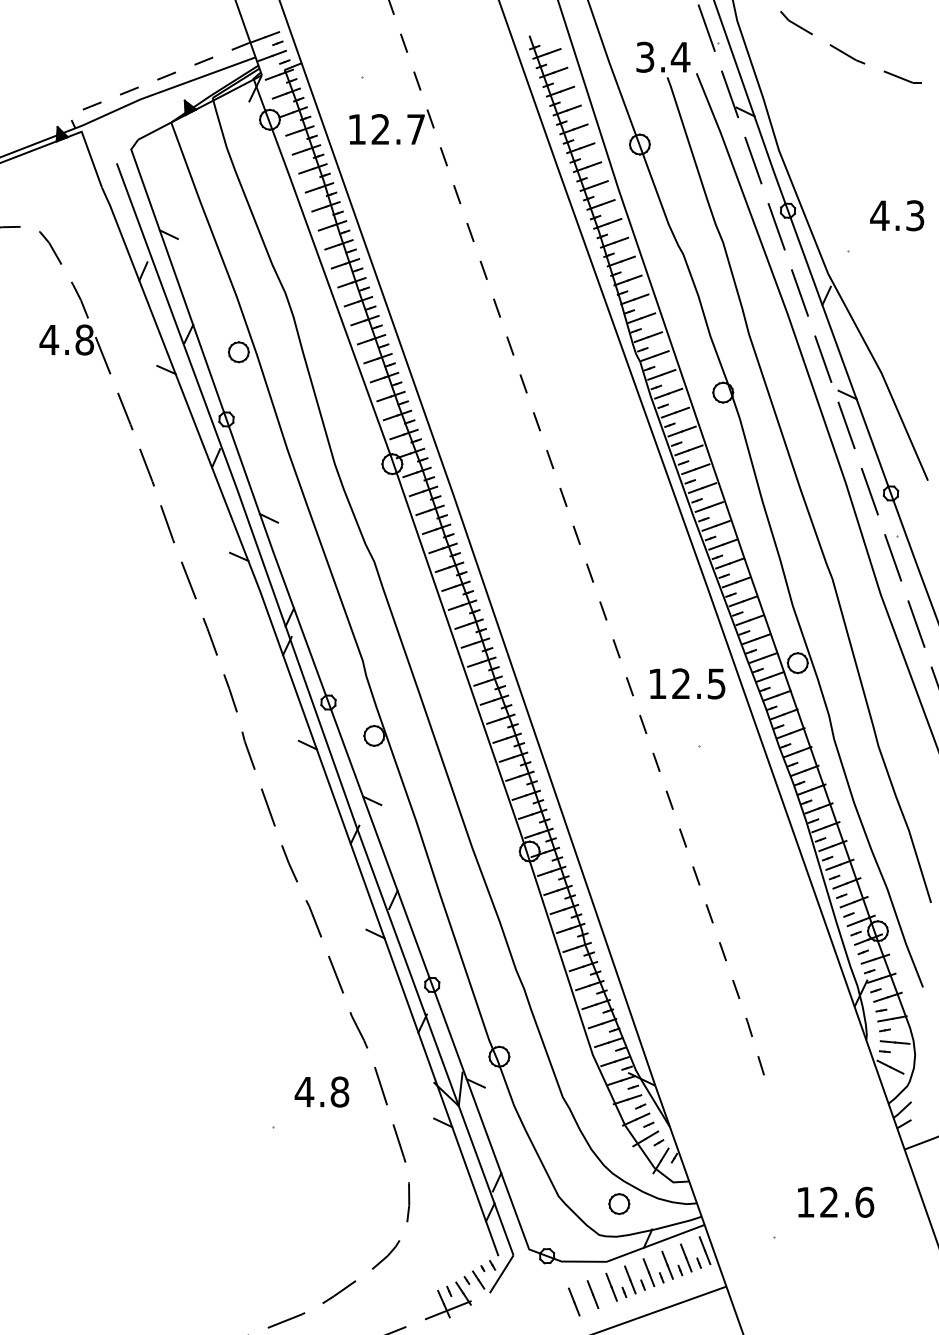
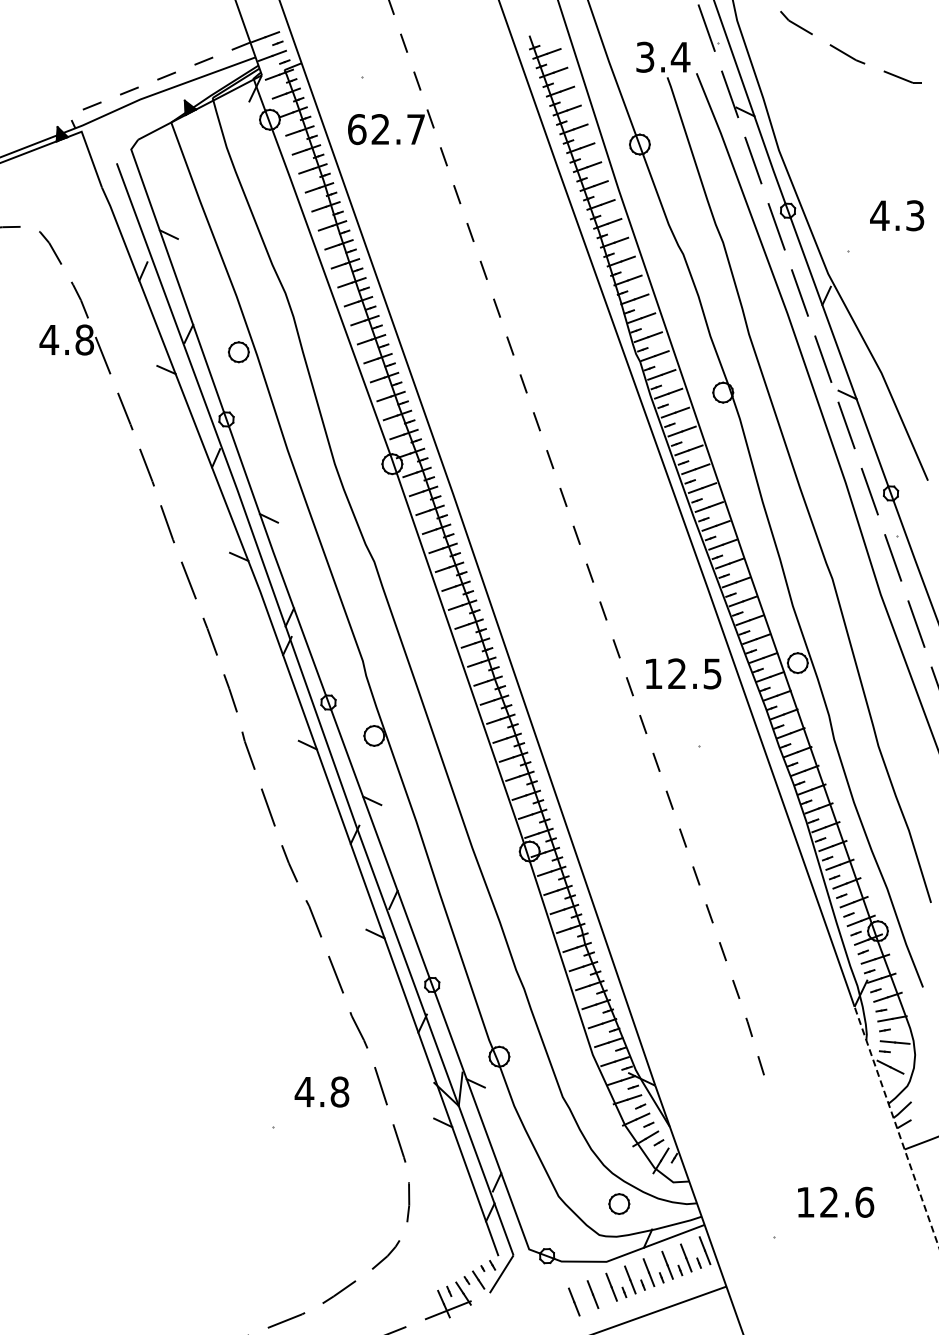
text: 12.7 -> 62.7 (357, 129)
text position: (687, 683) -> (683, 673) (683, 673)
line: solid -> dashed (896, 1126)
